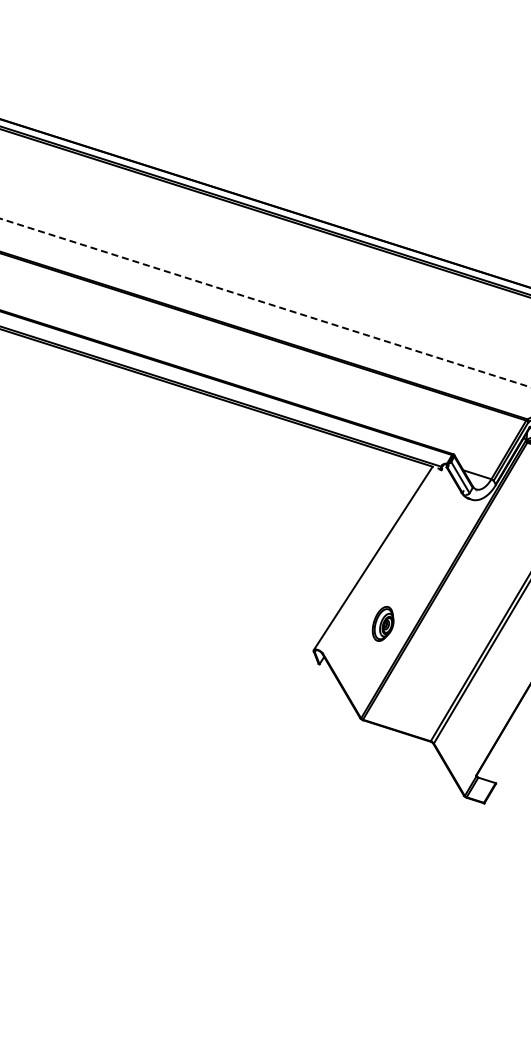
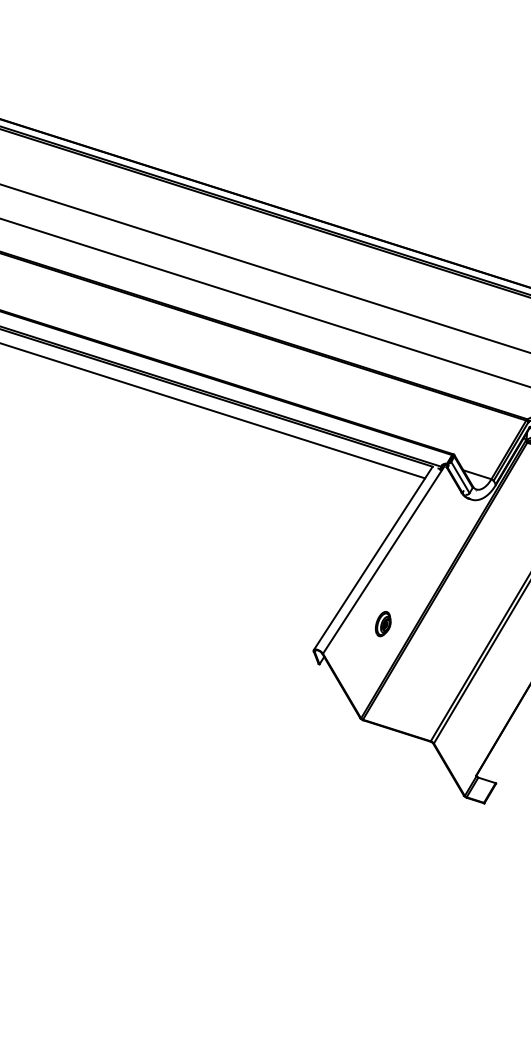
line: none -> present (264, 267)
line: dashed -> solid (265, 302)
line: none -> present (213, 411)
line: none -> present (384, 558)
part size: 24x36 px -> 17x27 px (383, 624)
